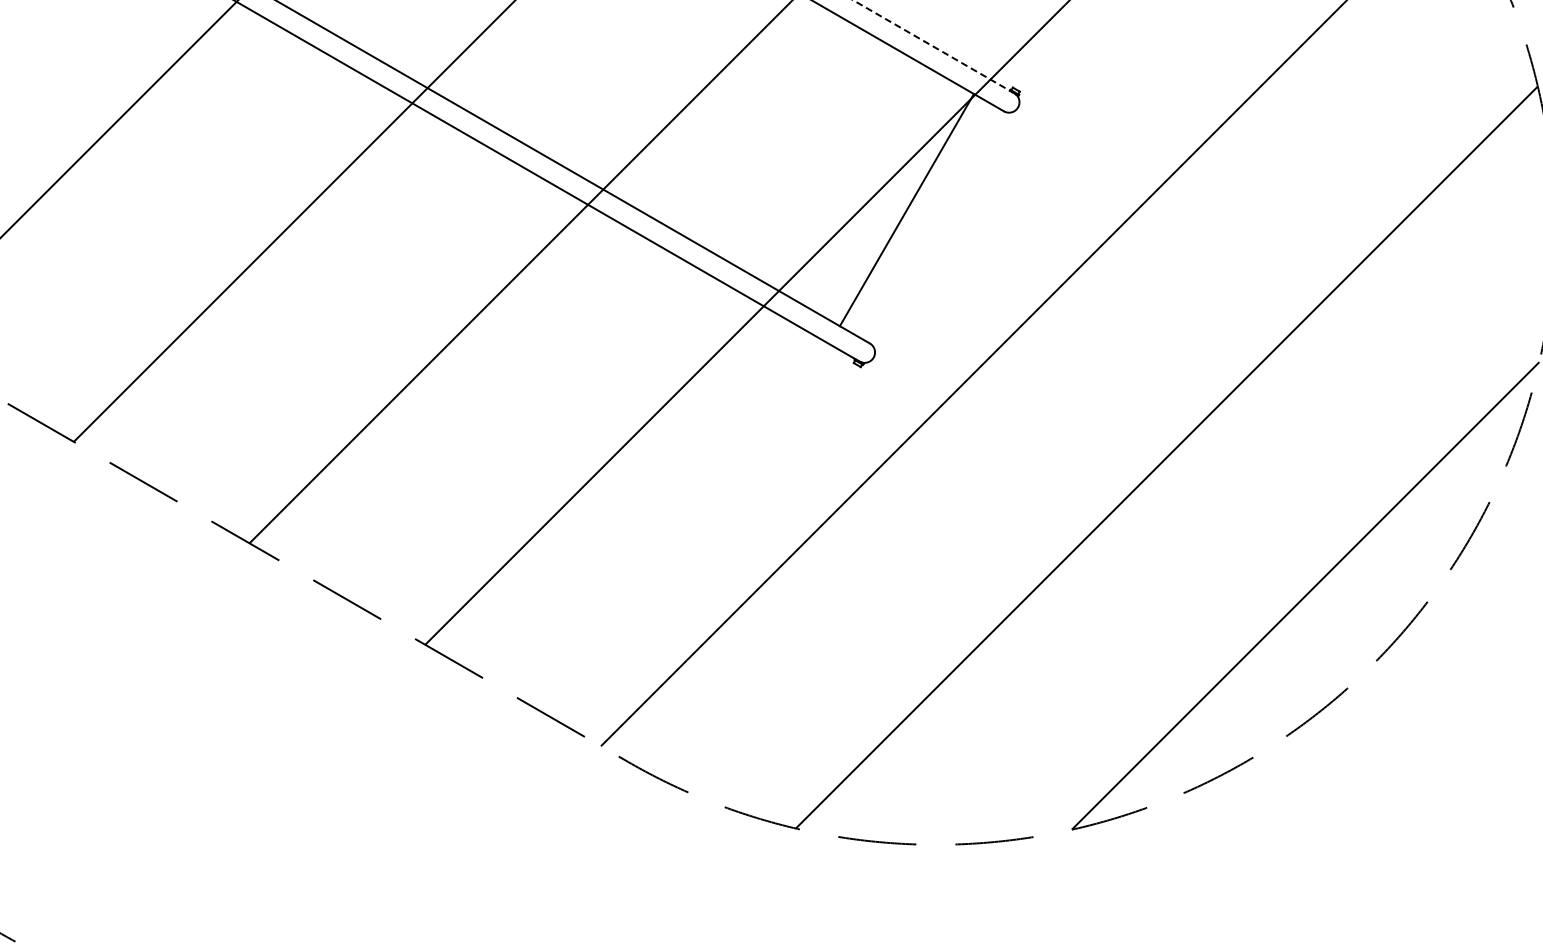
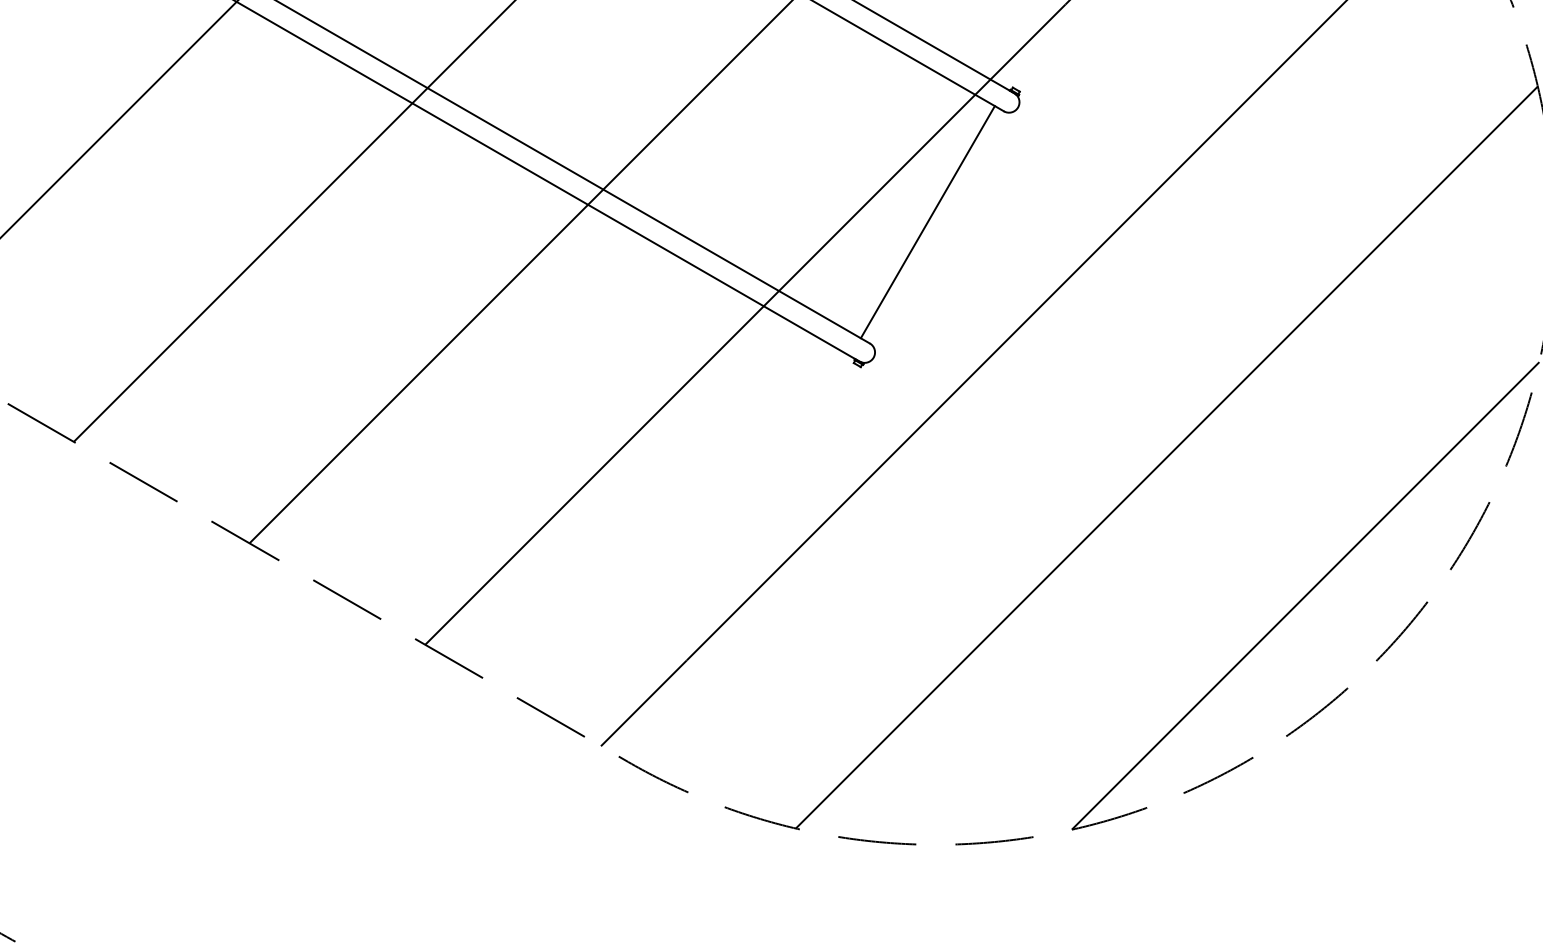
line: dashed -> solid (933, 46)
line position: (906, 210) -> (927, 222) (927, 222)
